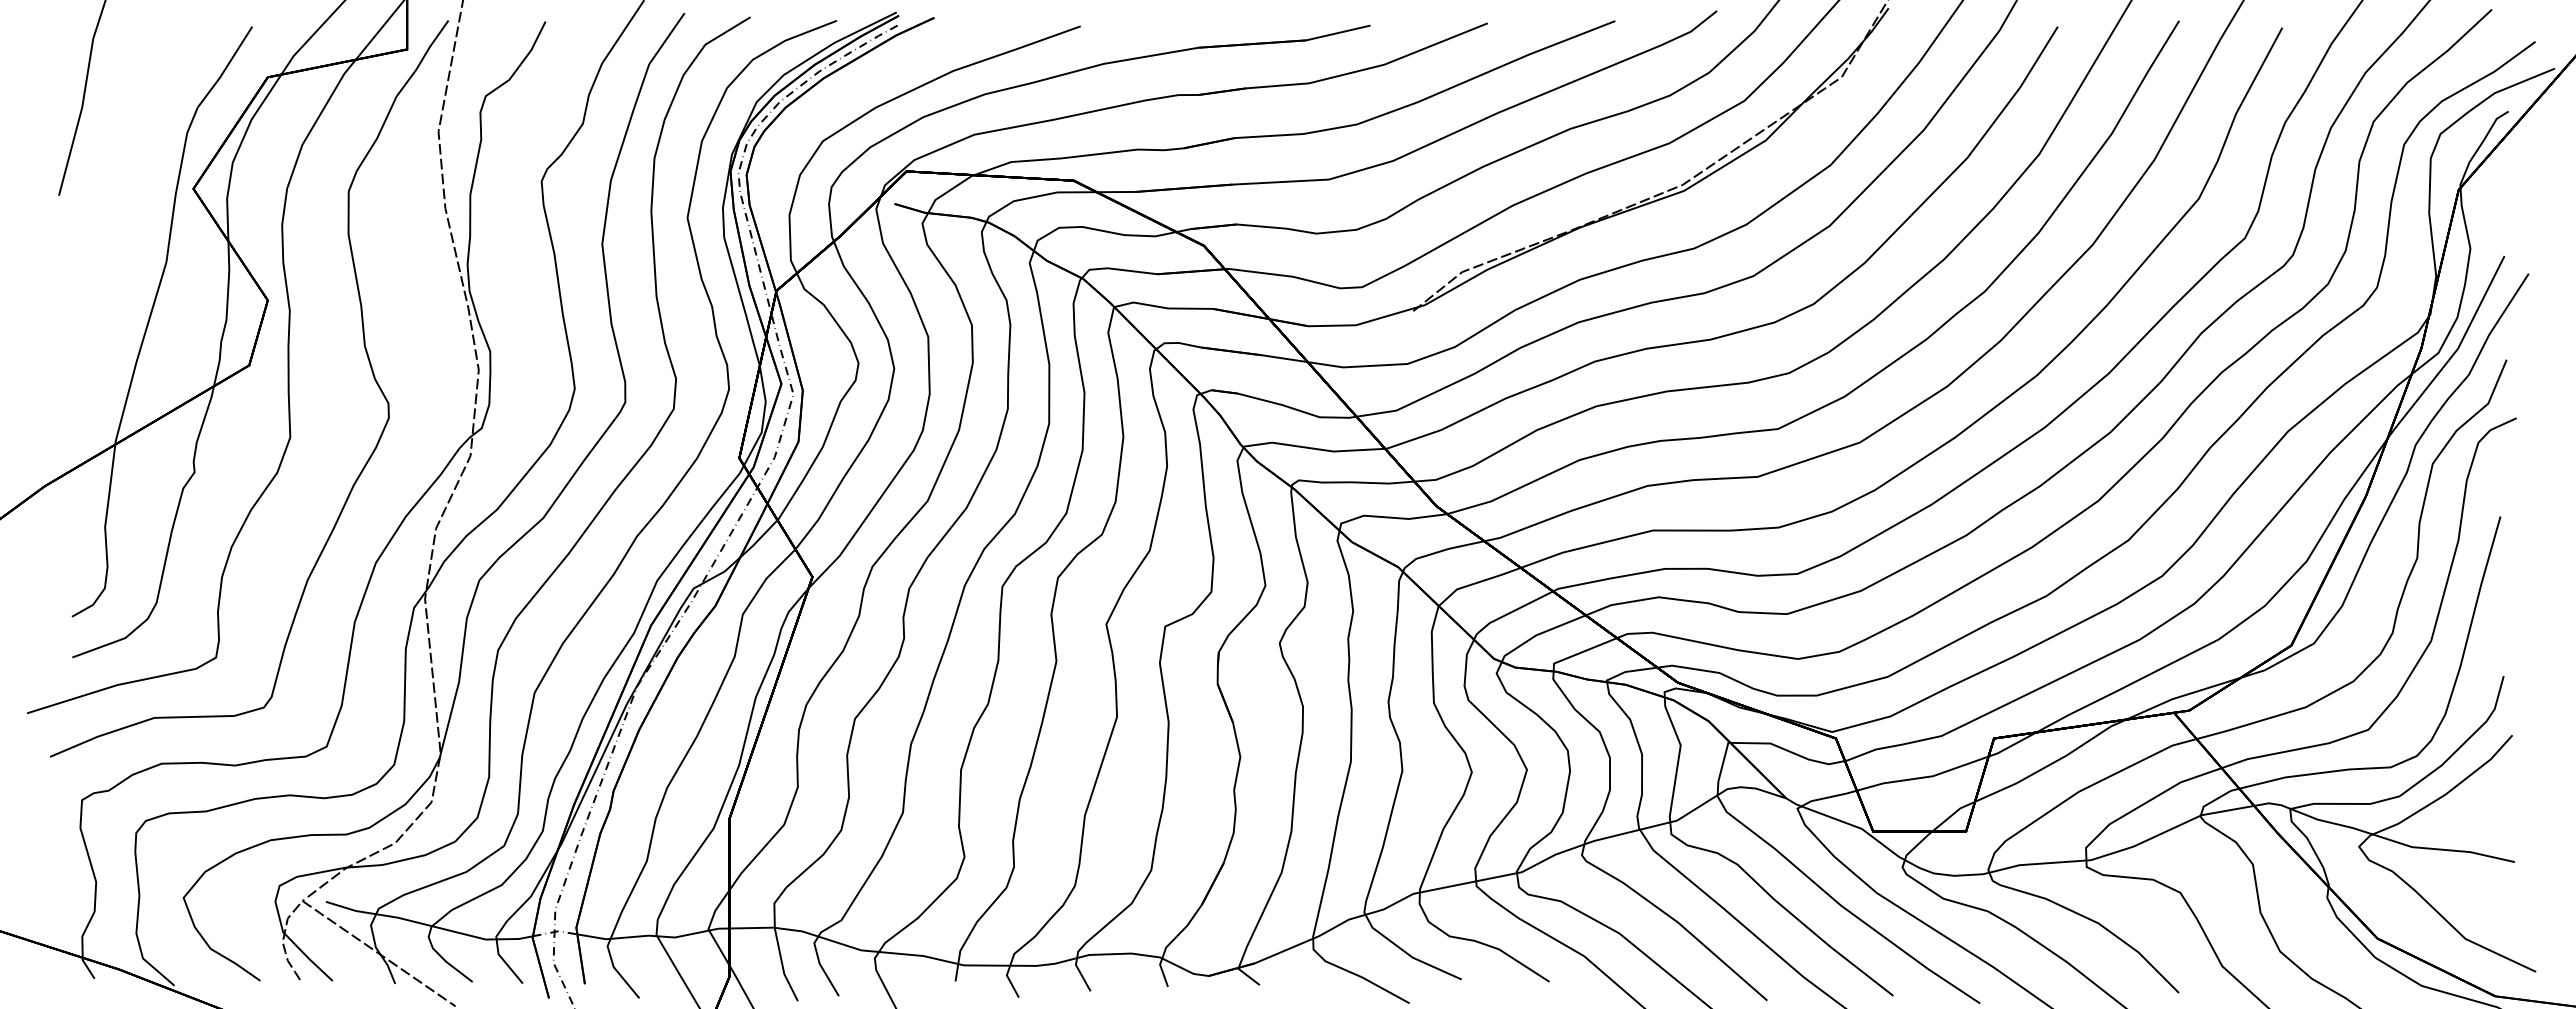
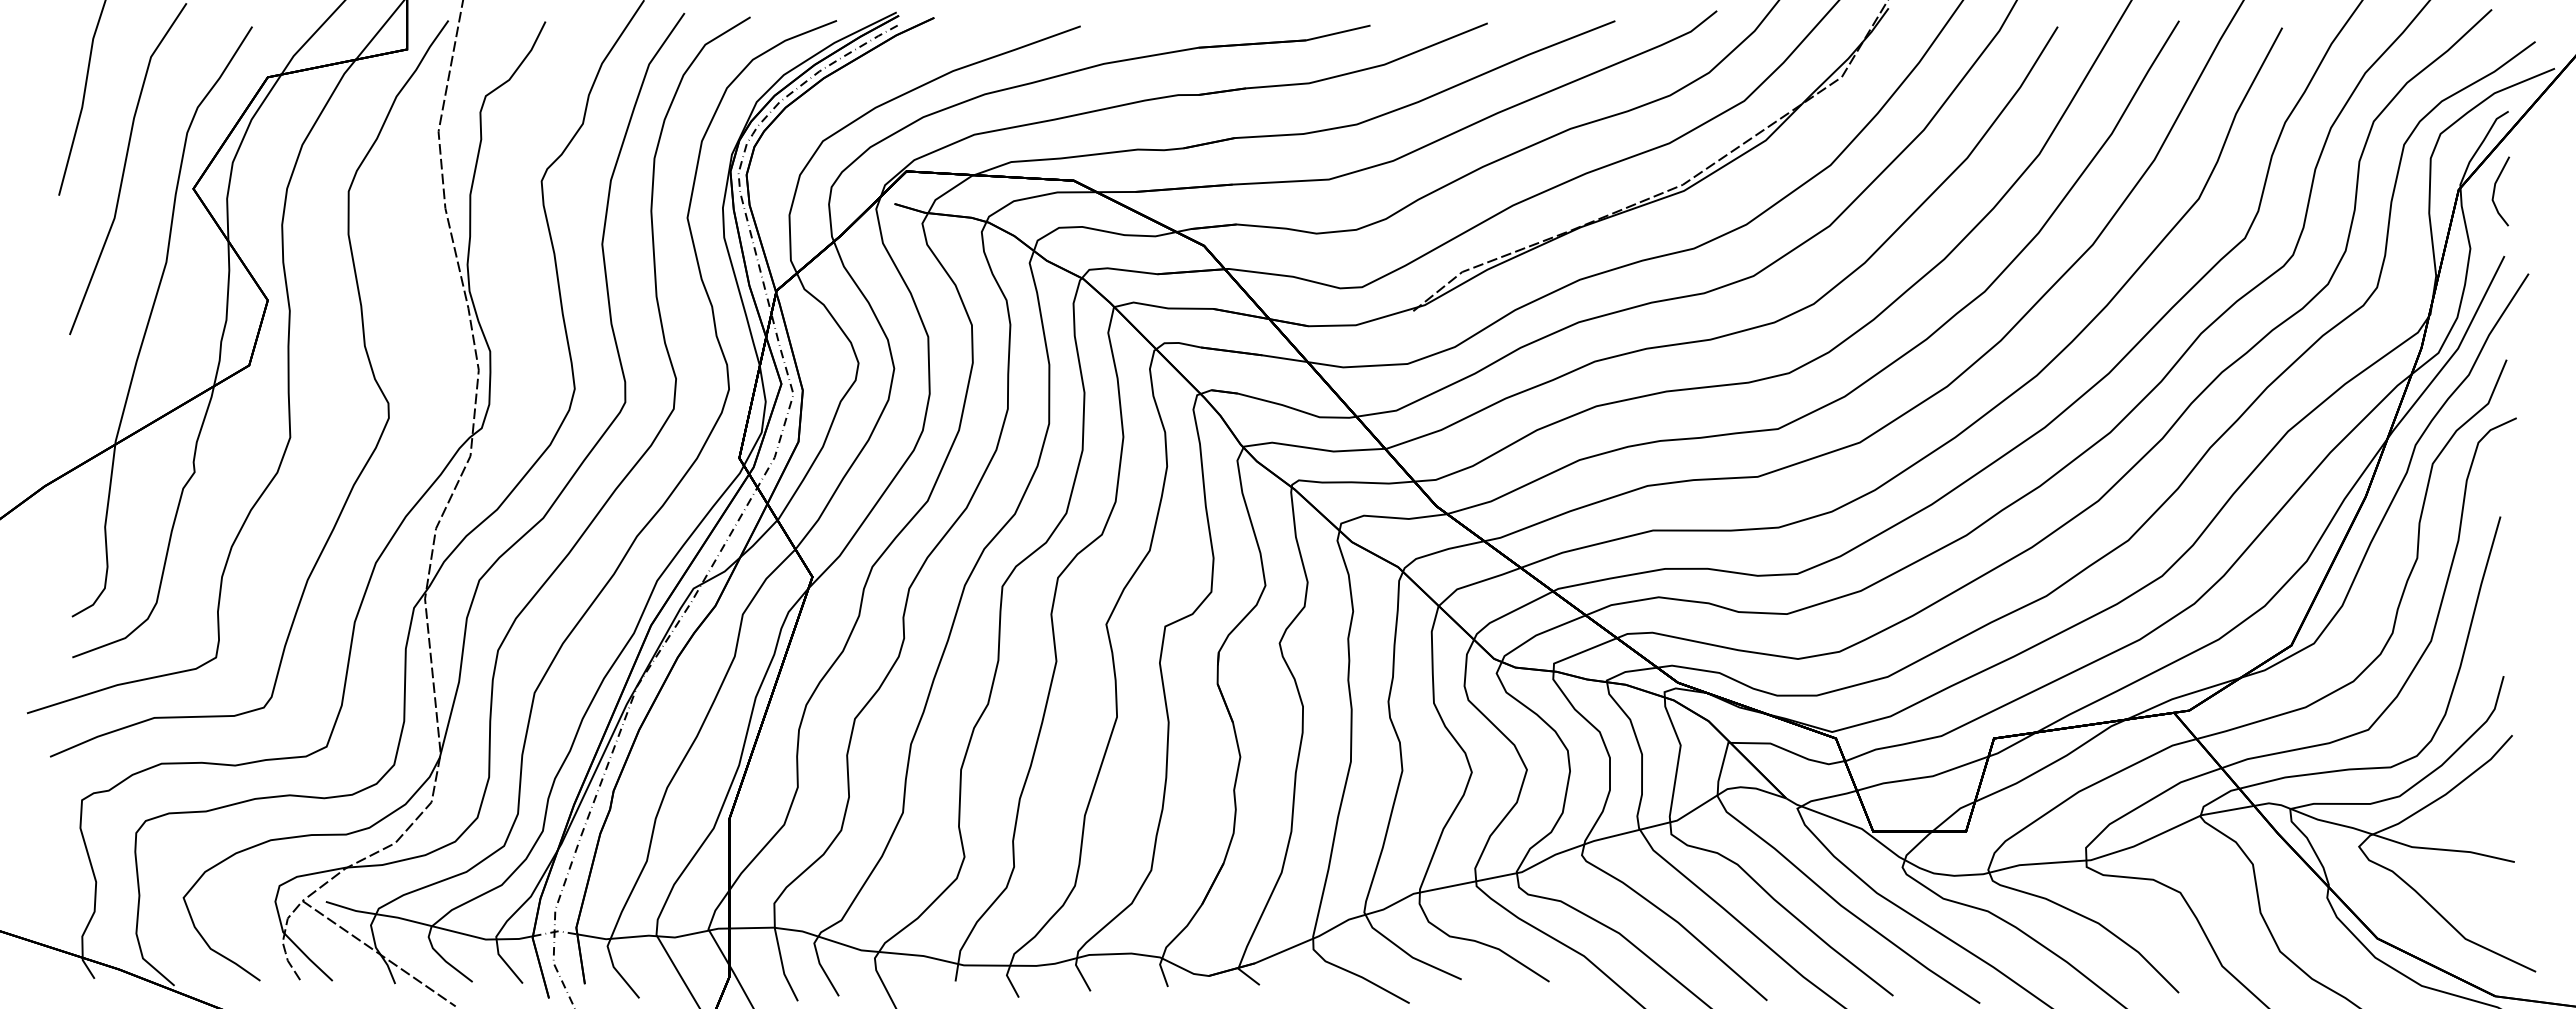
line: none -> present (125, 168)
line: none -> present (2495, 190)
